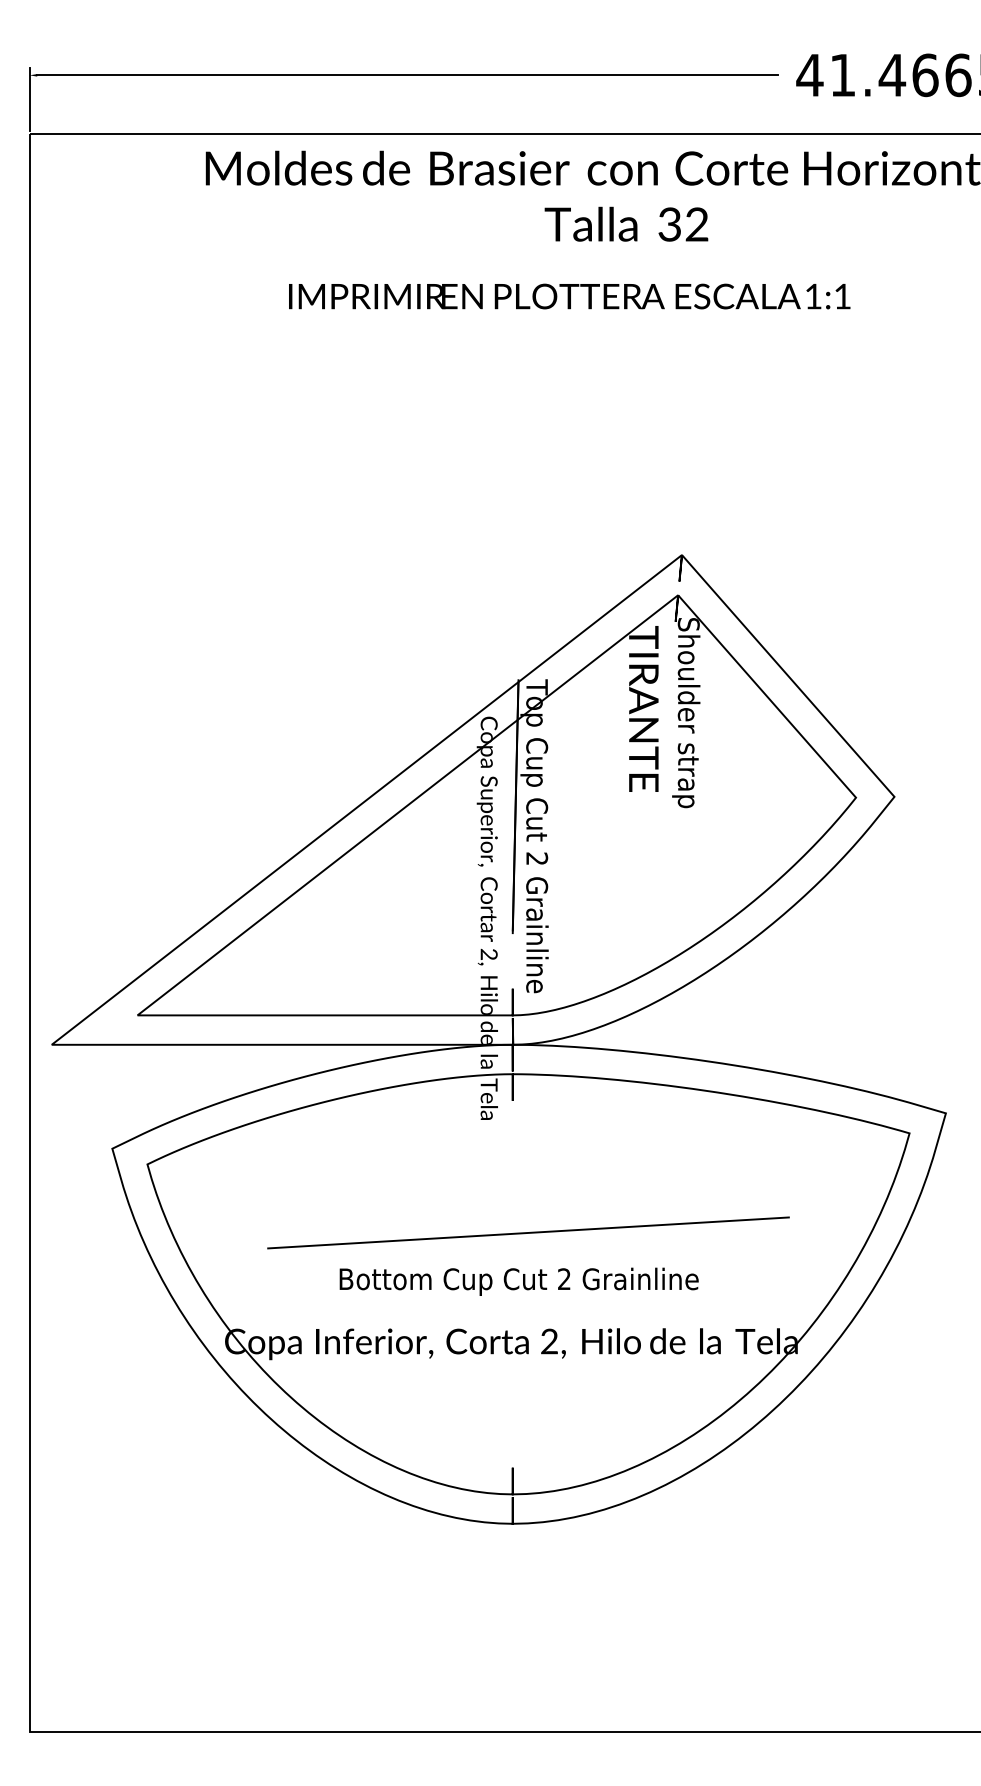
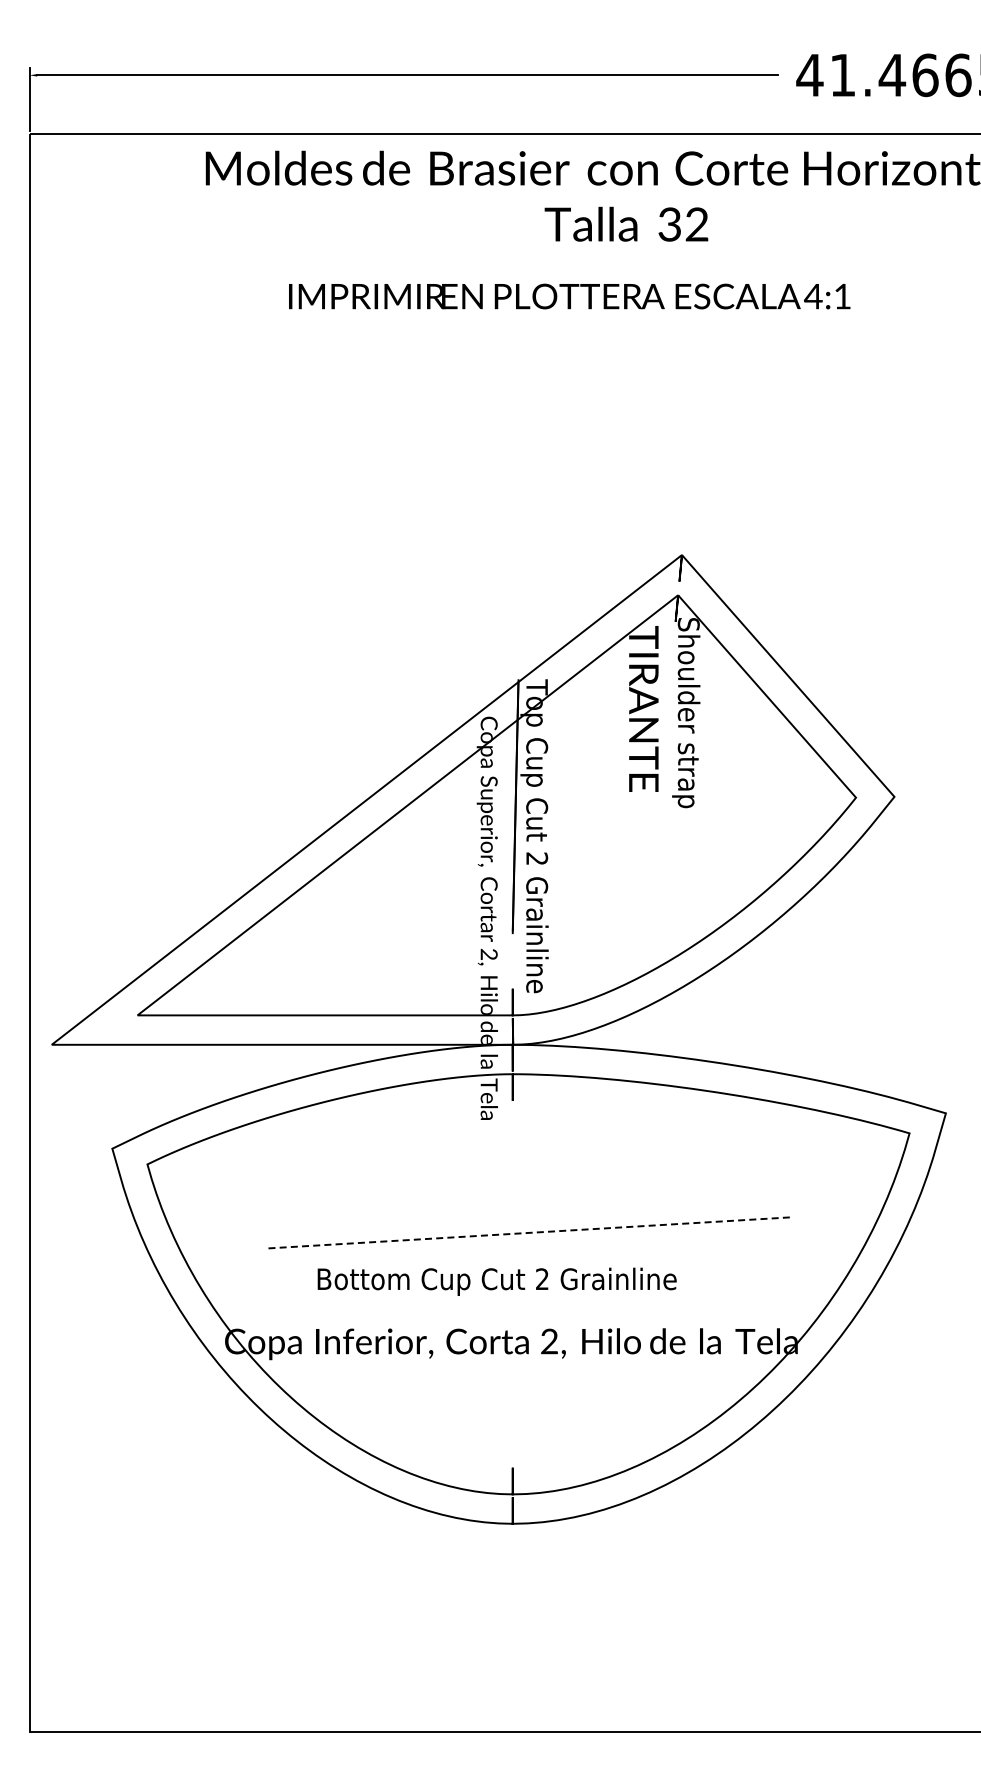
text: 1:1 -> 4:1 (812, 296)
line: solid -> dashed (528, 1232)
text position: (518, 1281) -> (496, 1281) (496, 1281)
